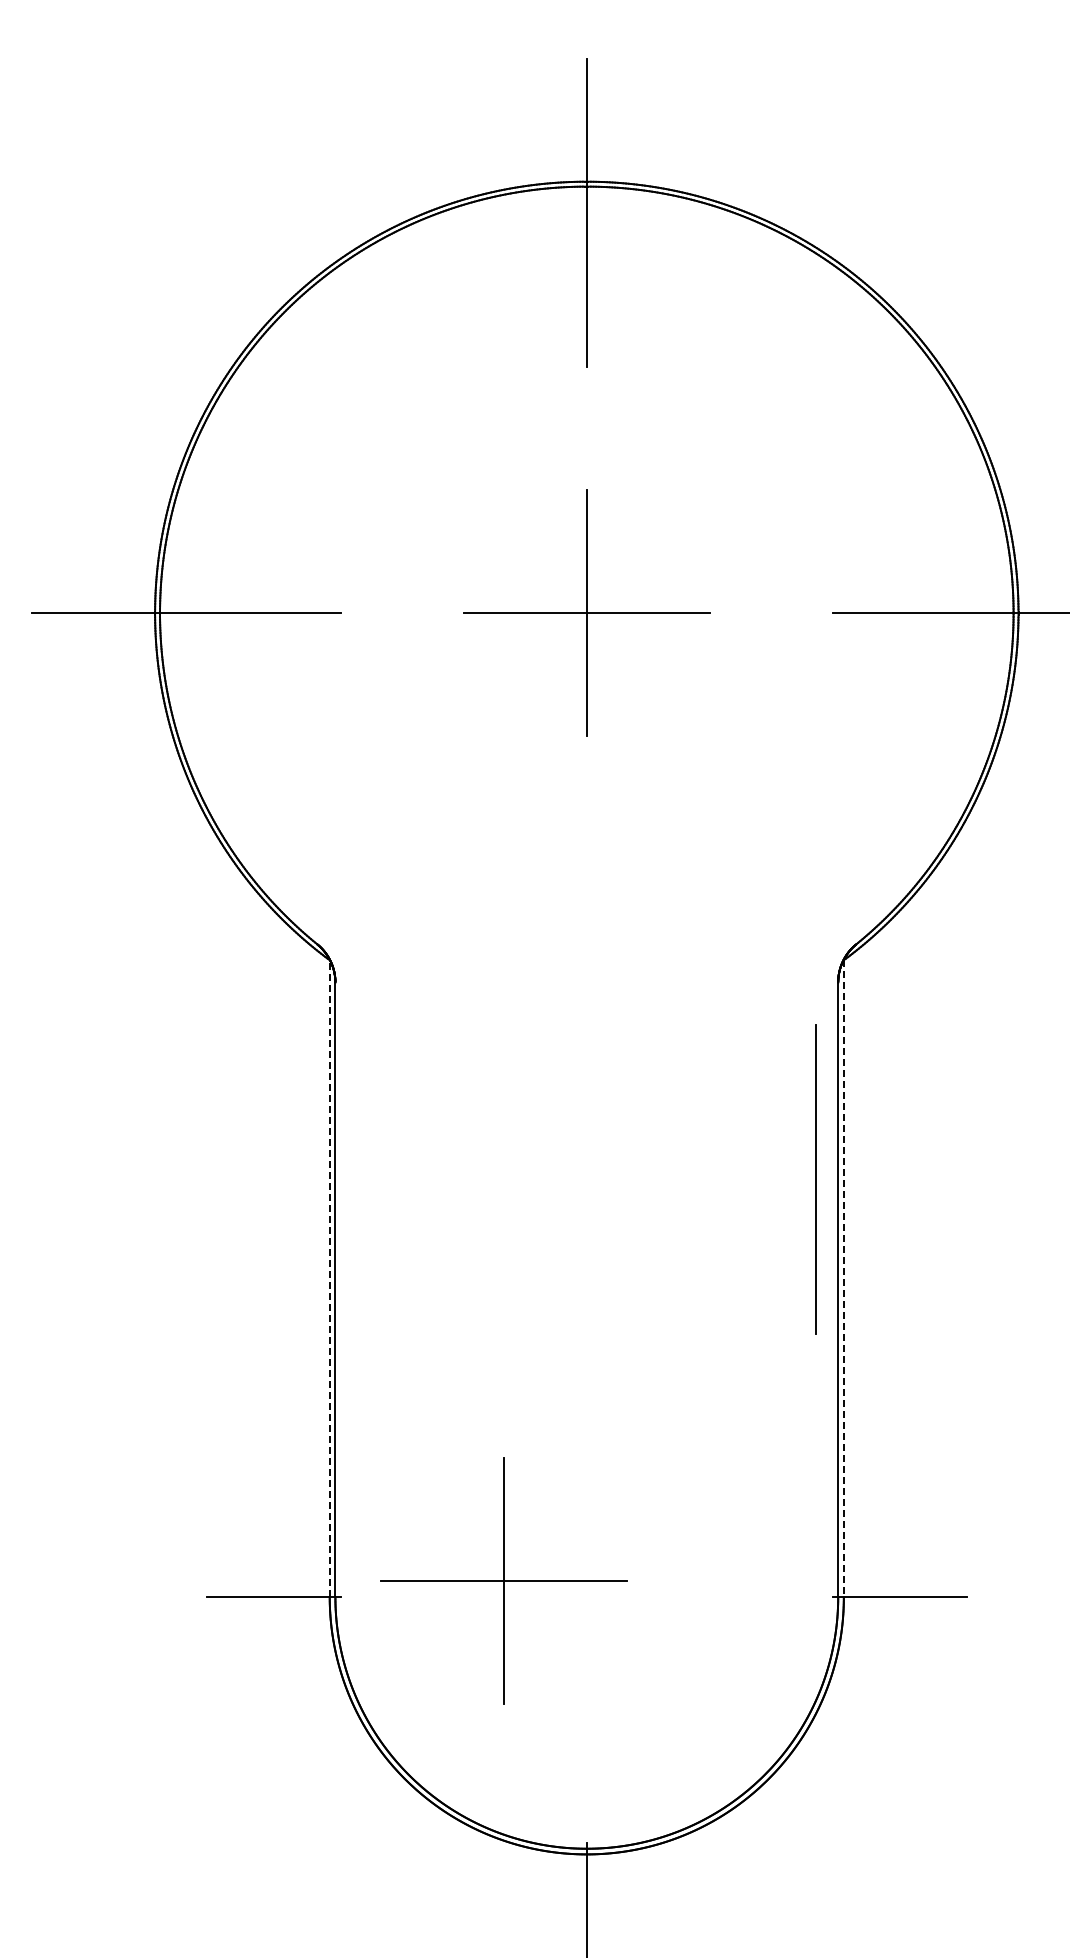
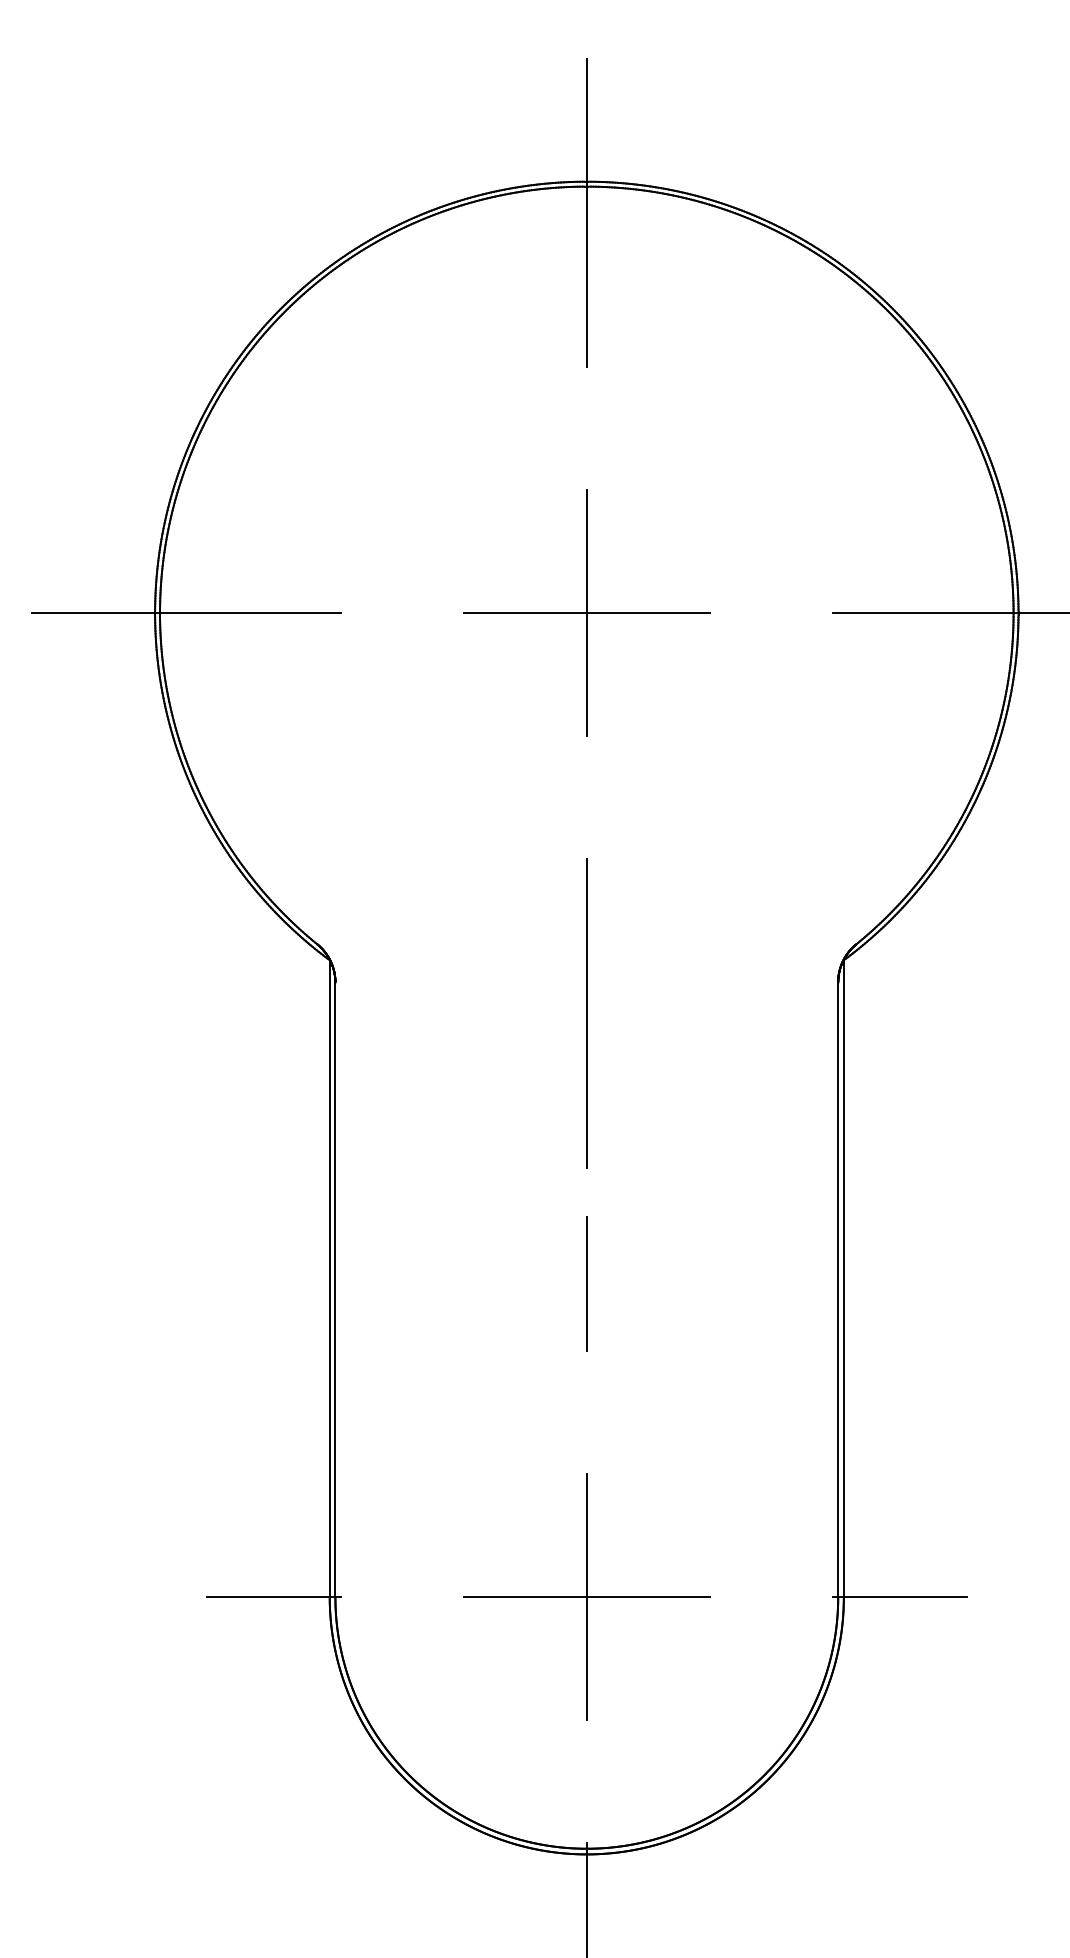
line position: (815, 1179) -> (586, 1013) (586, 1013)
line: dashed -> solid (329, 1278)
line: dashed -> solid (843, 1278)
line: none -> present (586, 1283)
part position: (503, 1580) -> (586, 1596) (586, 1596)
